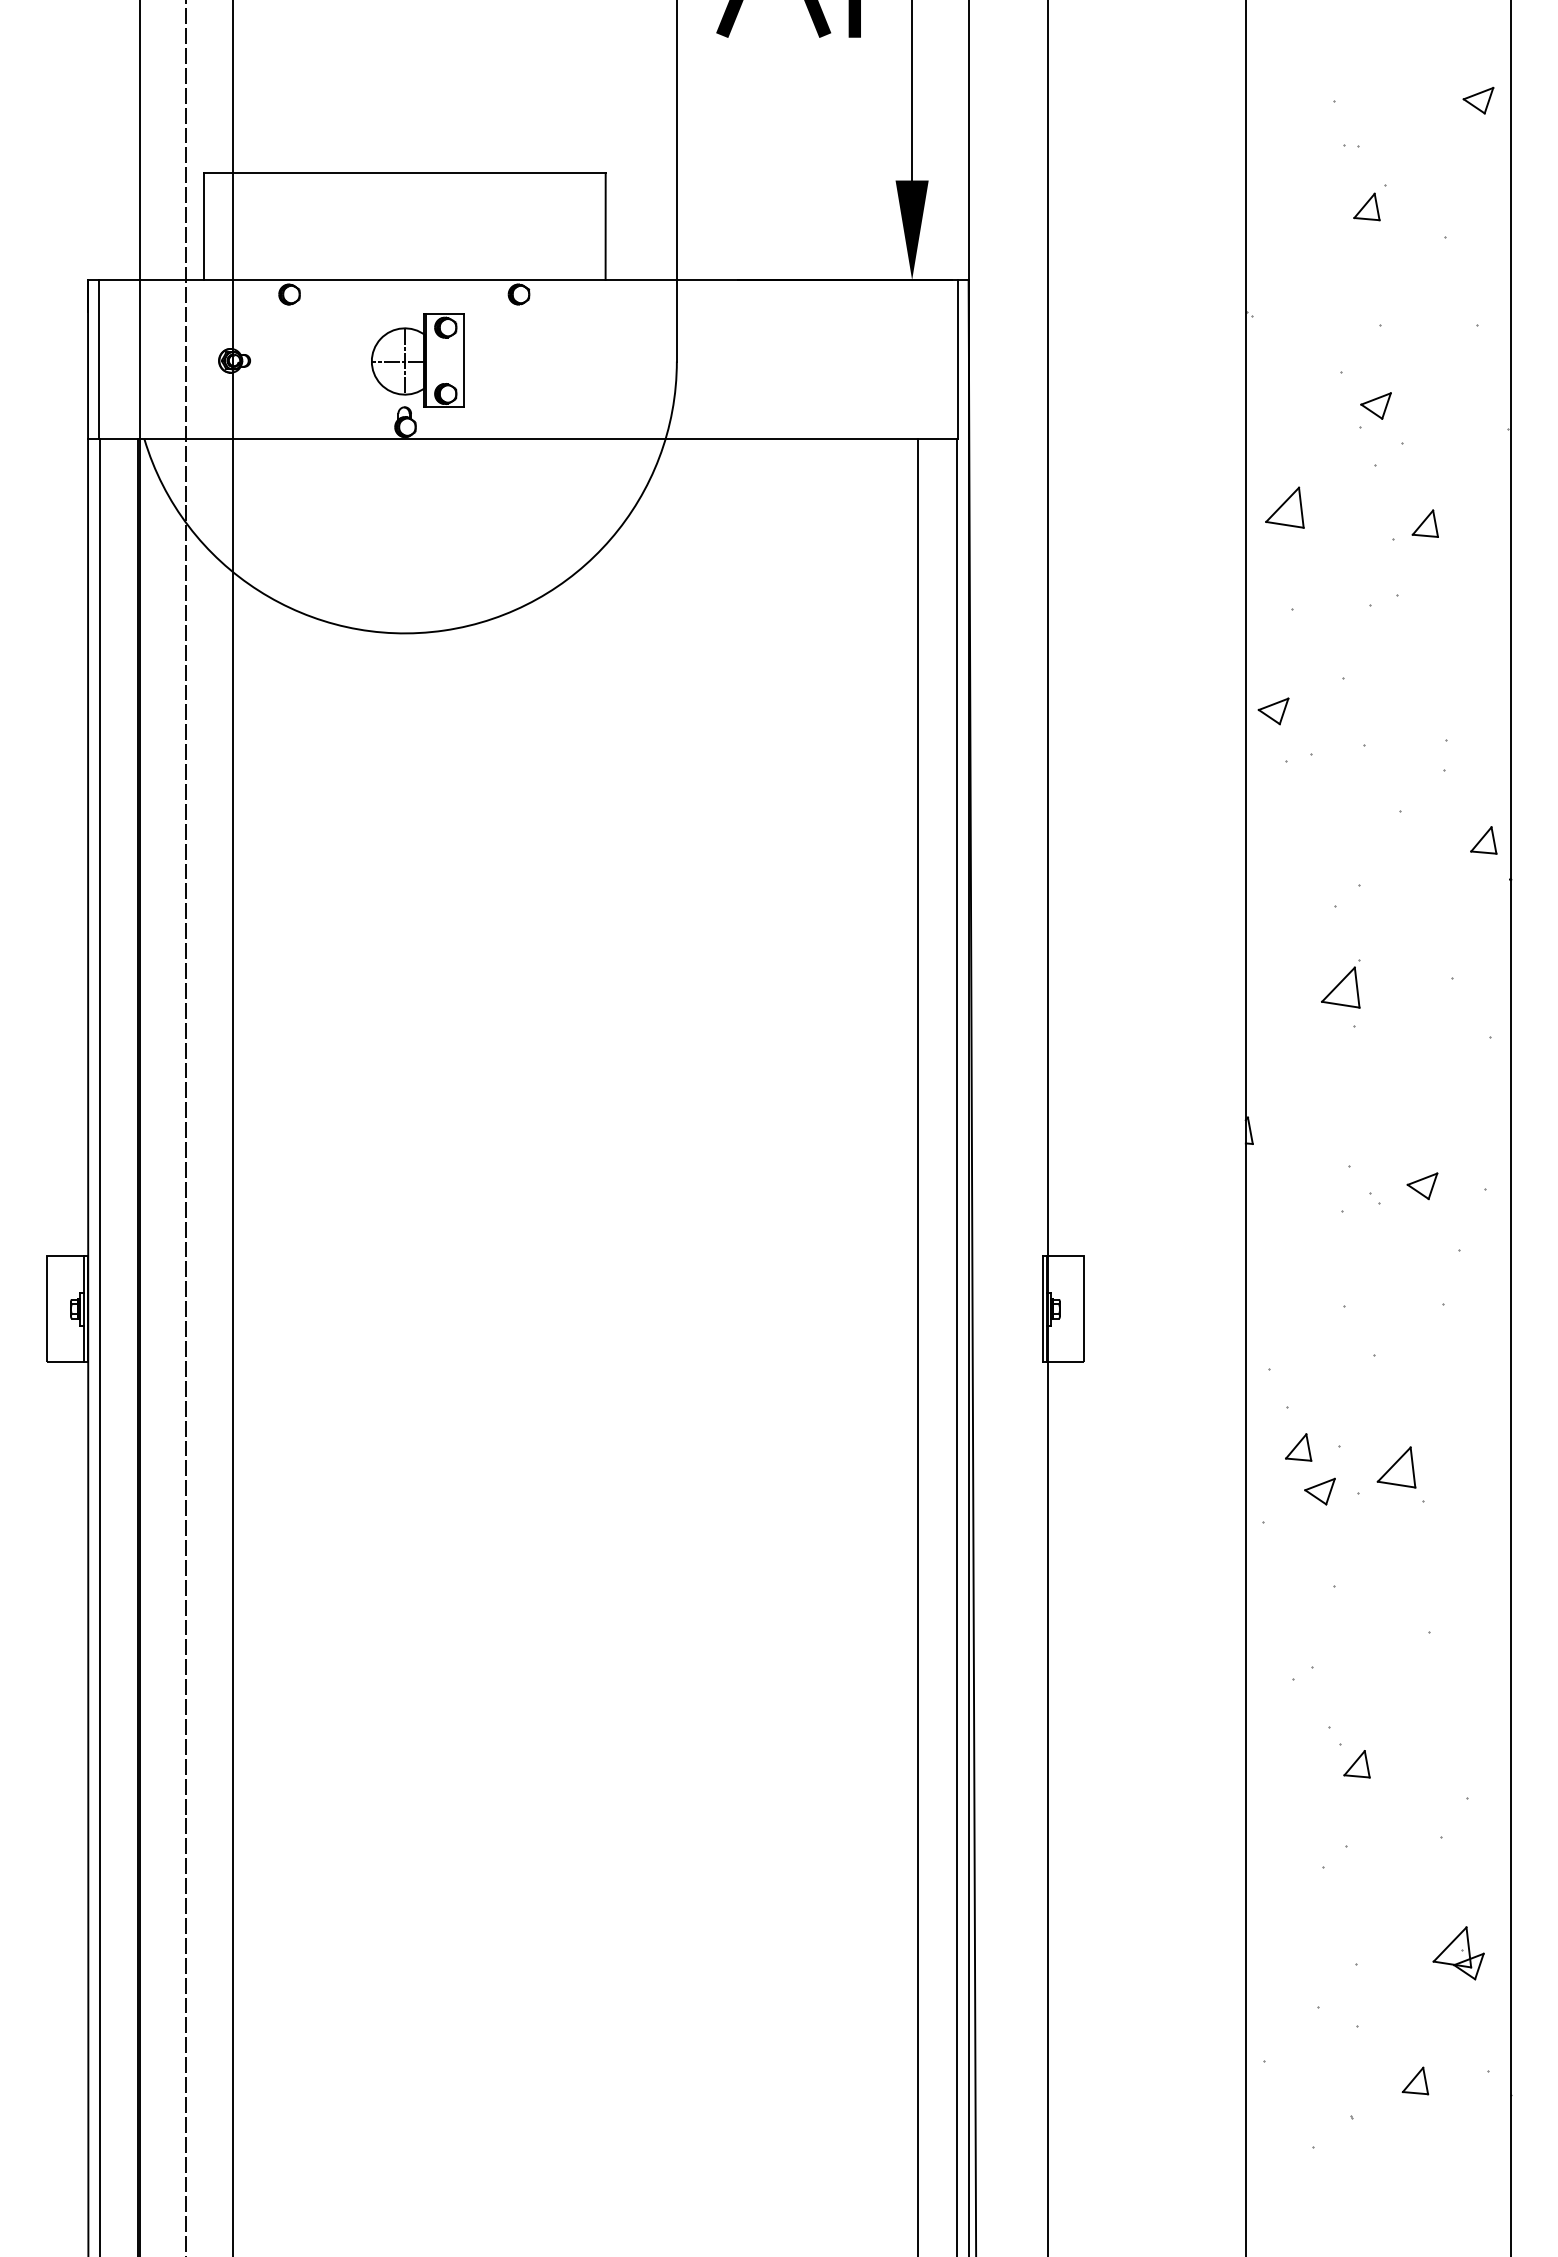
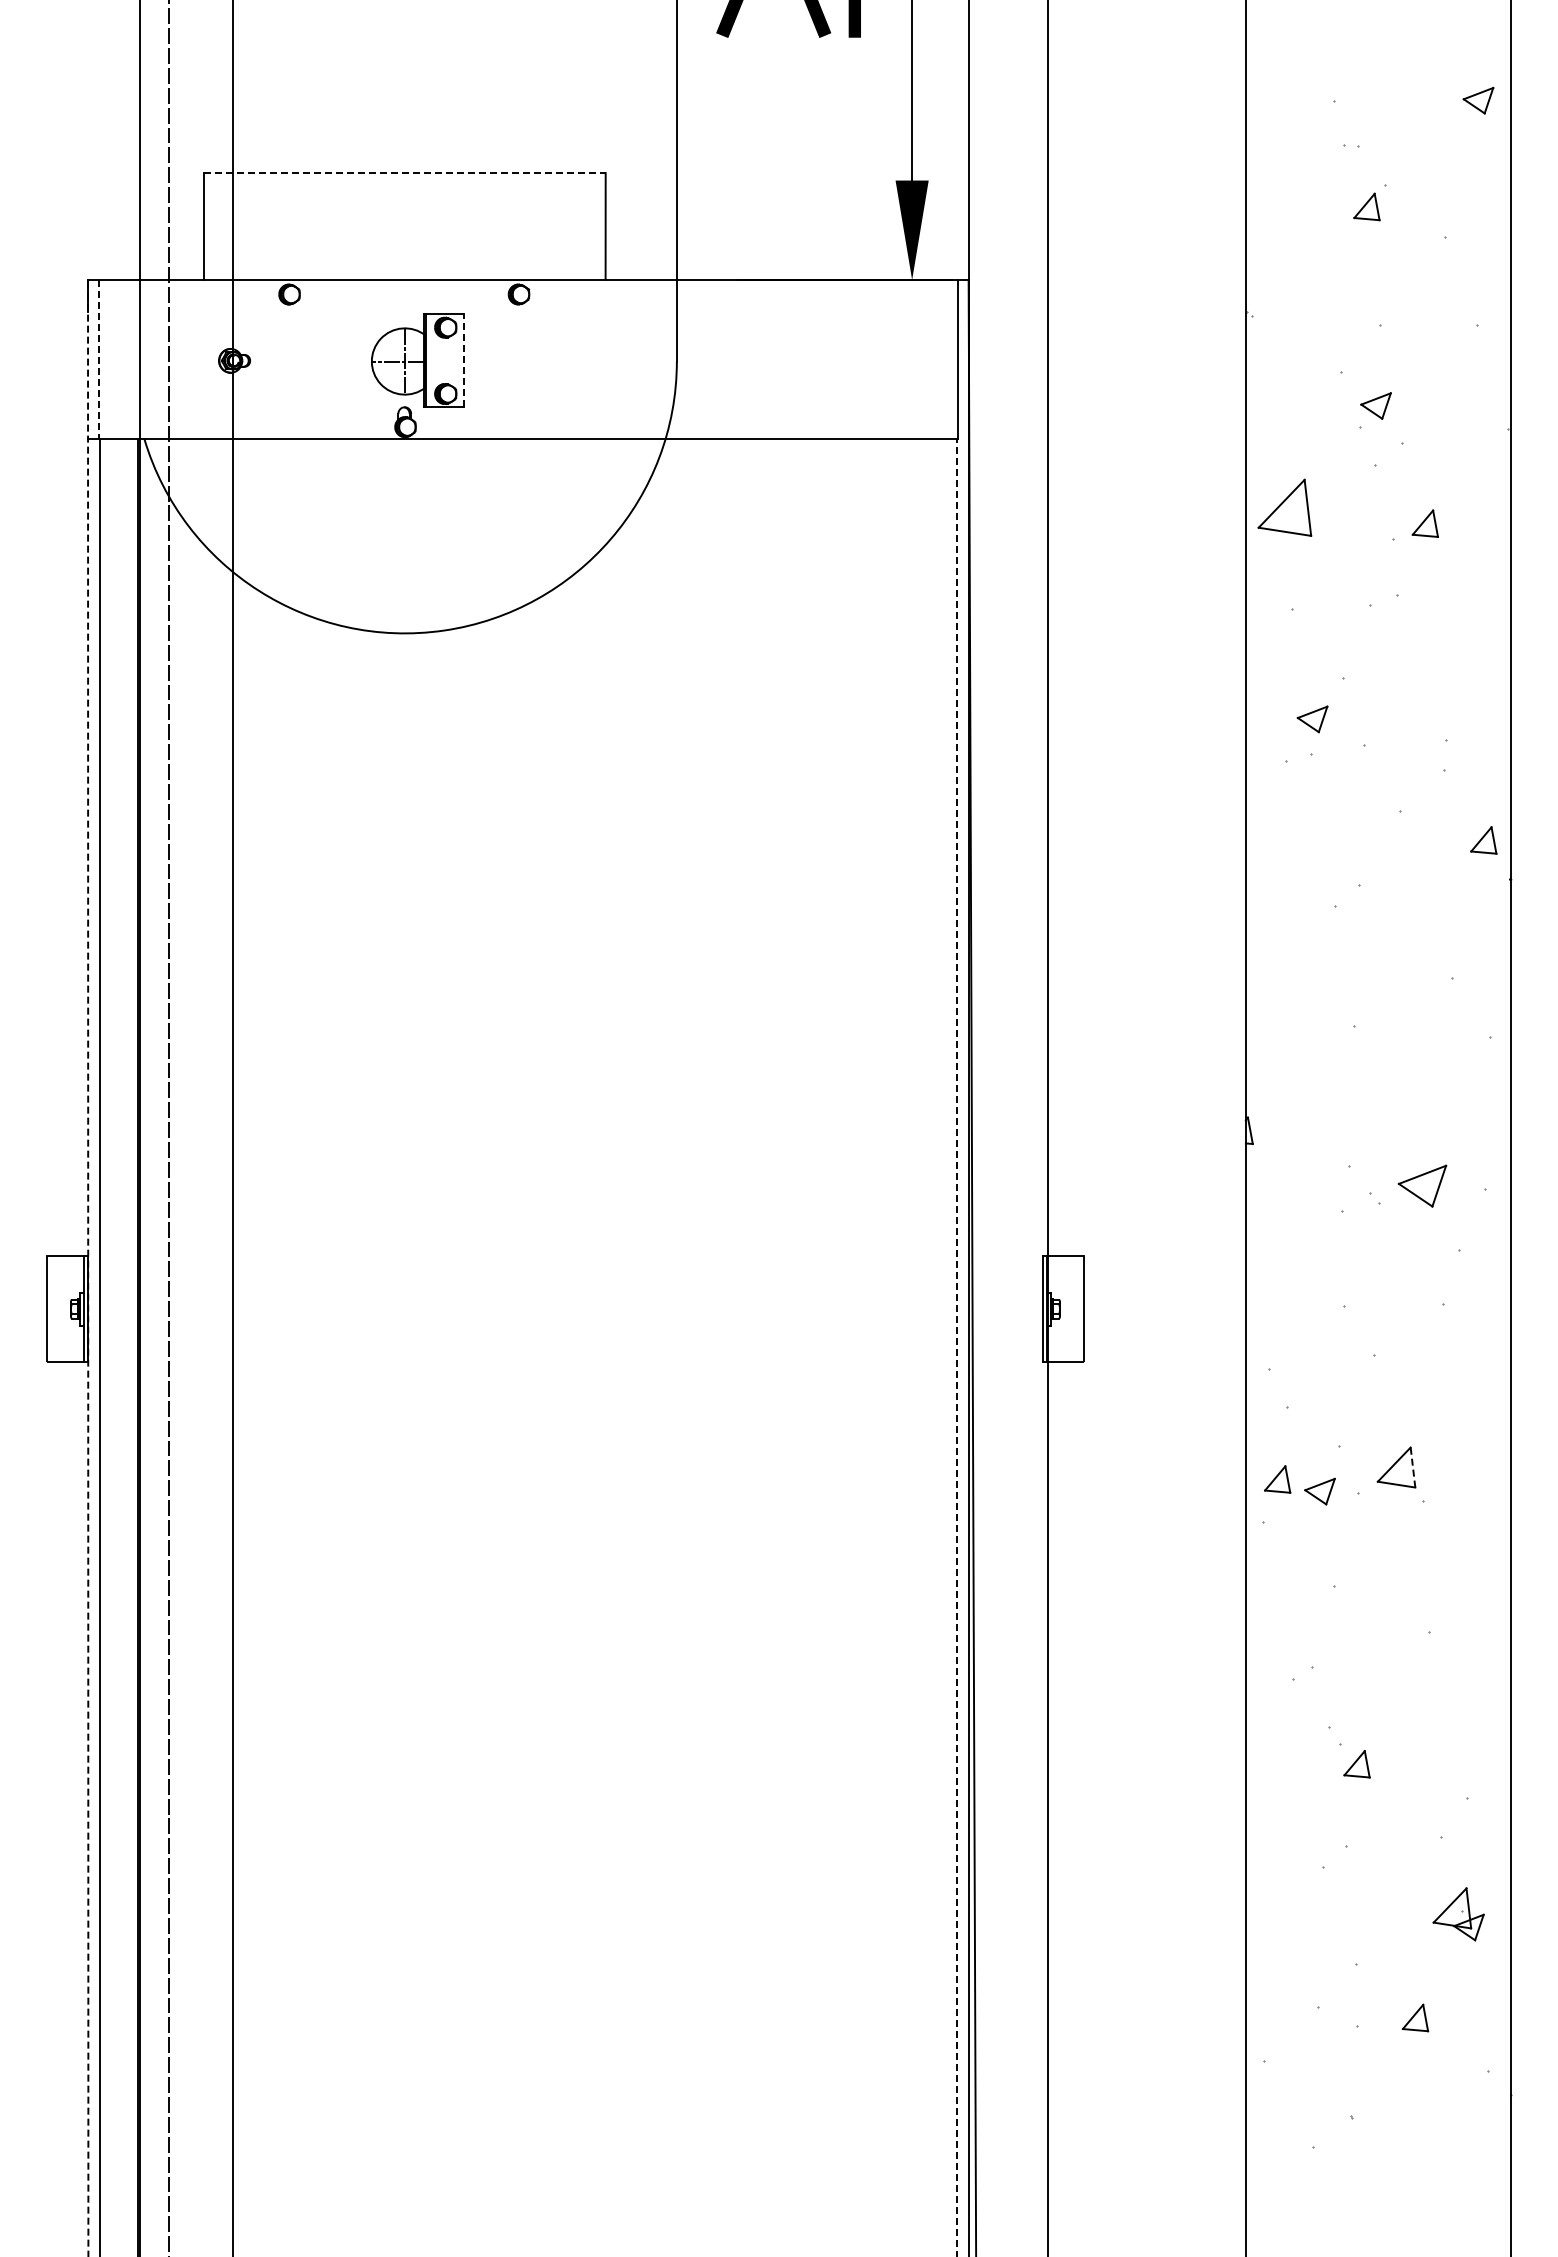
line: solid -> dashed (405, 173)
line: solid -> dashed (98, 359)
line: solid -> dashed (463, 360)
part size: 40x43 px -> 56x59 px (1284, 507)
part position: (1273, 711) -> (1312, 719) (1312, 719)
part: present -> none (1340, 983)
line position: (186, 1127) -> (169, 1127) (169, 1127)
part size: 33x29 px -> 51x44 px (1422, 1185)
line: solid -> dashed (88, 1267)
line: present -> none (918, 1346)
line: solid -> dashed (956, 1348)
part position: (1298, 1447) -> (1277, 1479) (1277, 1479)
line: solid -> dashed (1412, 1467)
part position: (1458, 1953) -> (1458, 1914) (1458, 1914)
part position: (1415, 2080) -> (1415, 2017) (1415, 2017)
